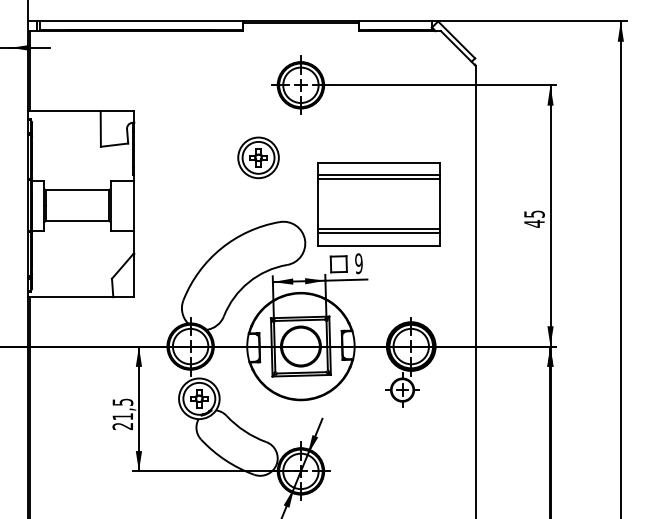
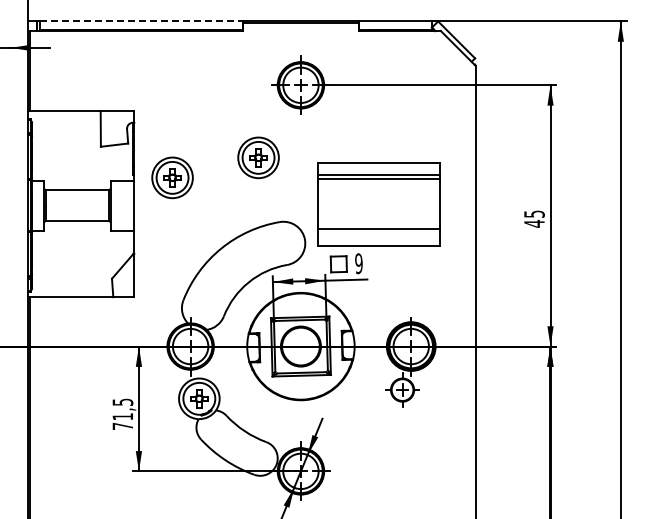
line: solid -> dashed (141, 21)
part: none -> present (172, 177)
line: present -> none (379, 233)
text: 21,5 -> 71,5 (122, 426)
